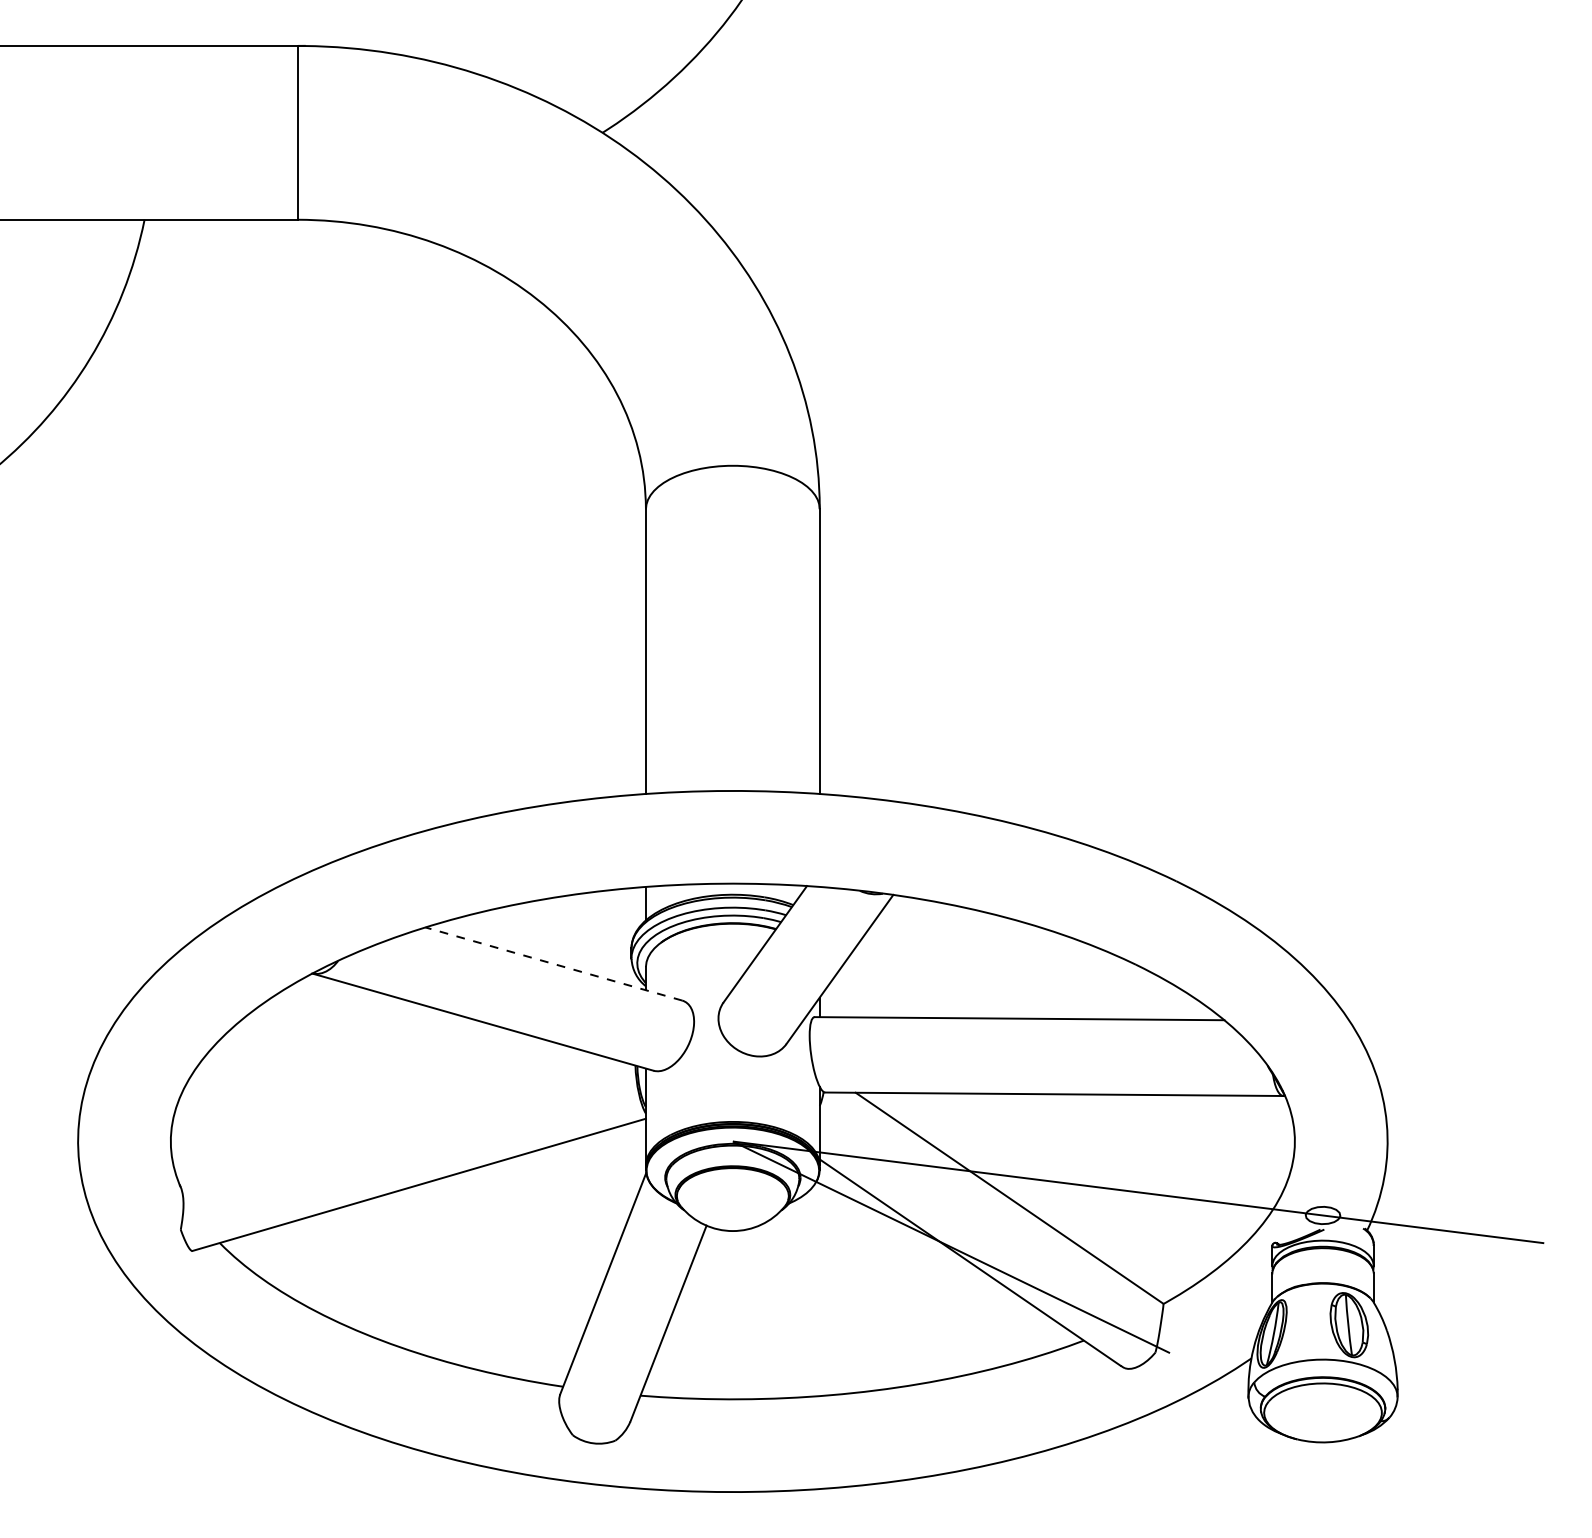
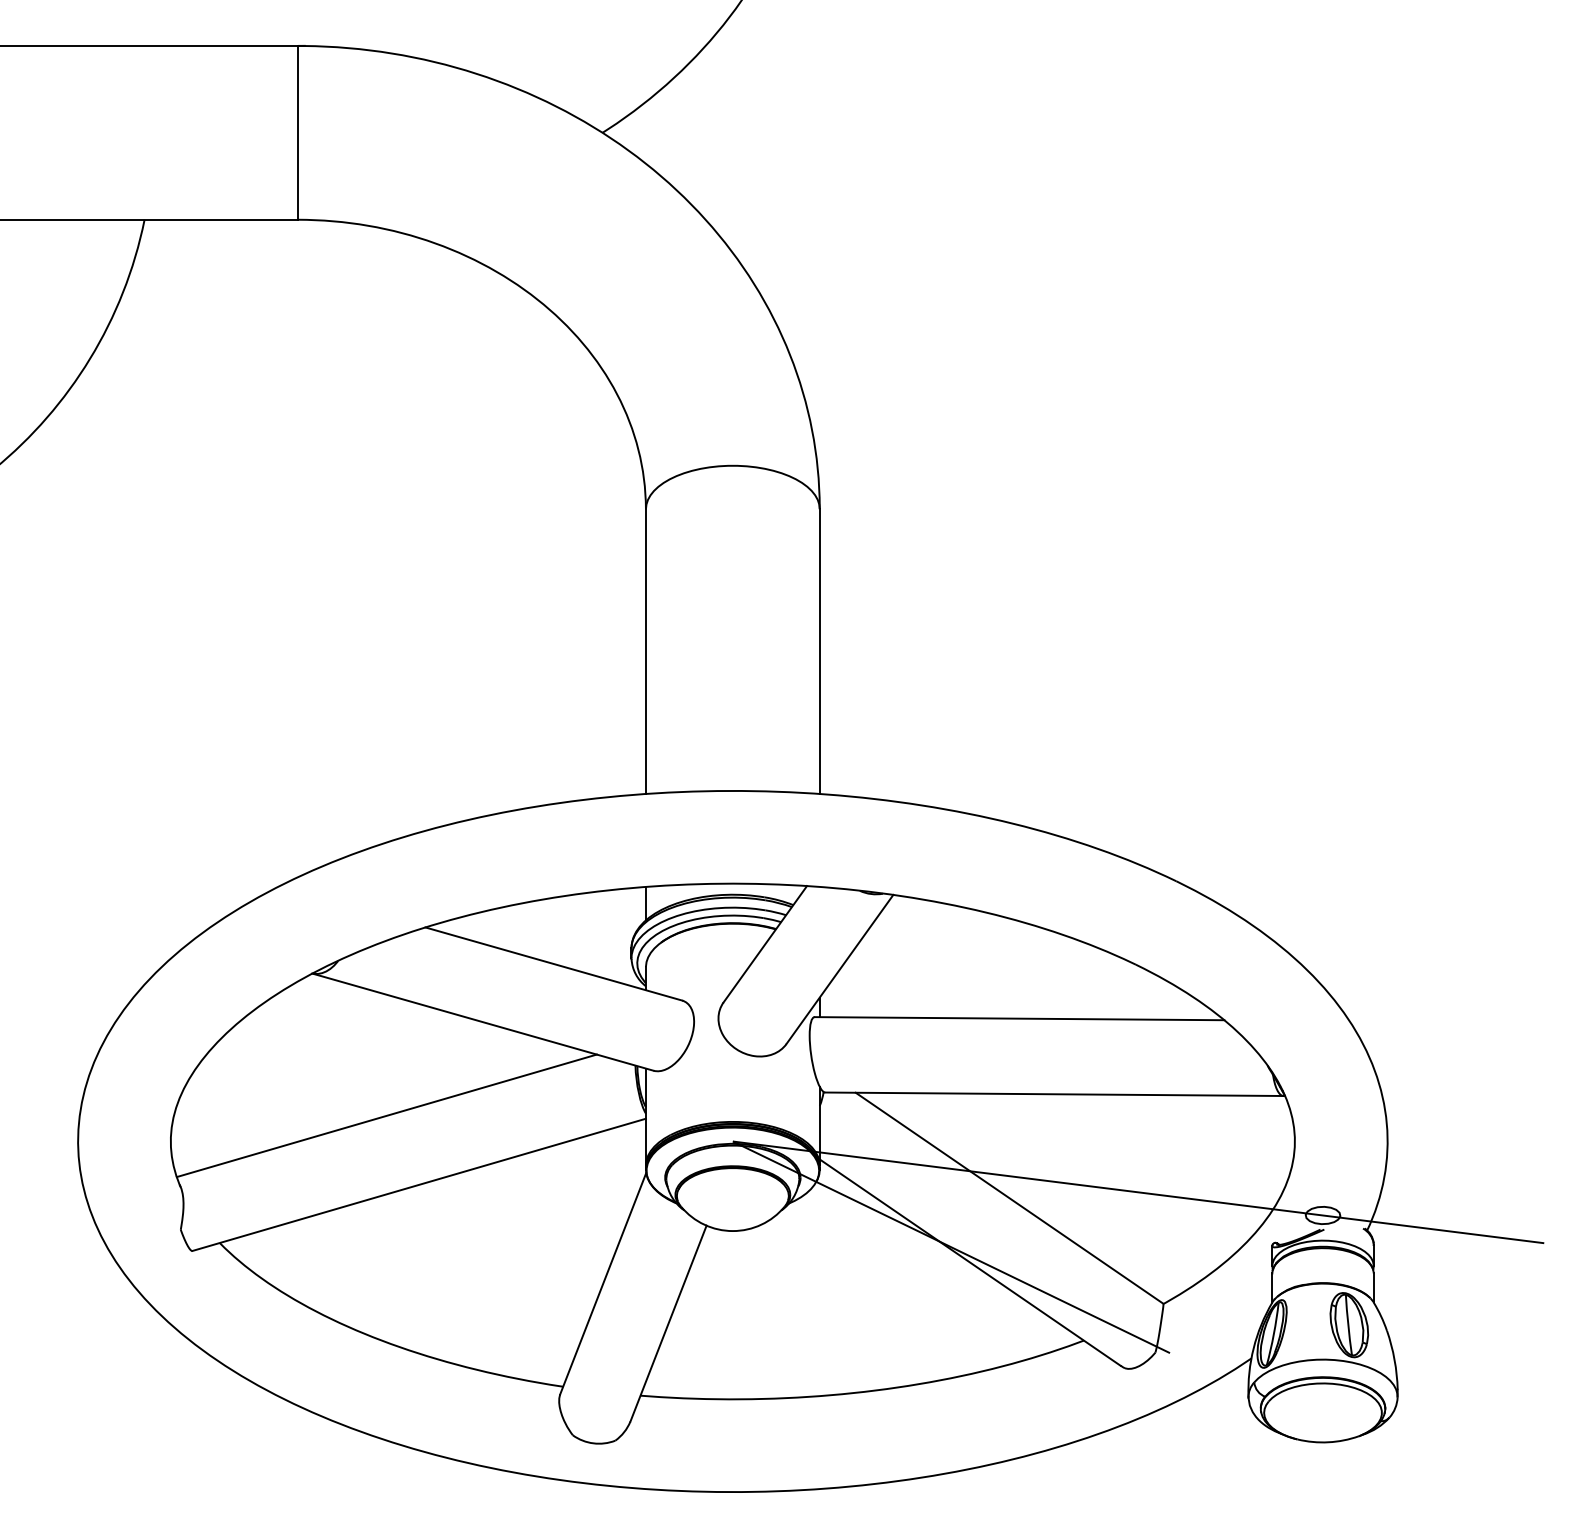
line: dashed -> solid (553, 963)
line: none -> present (386, 1115)
